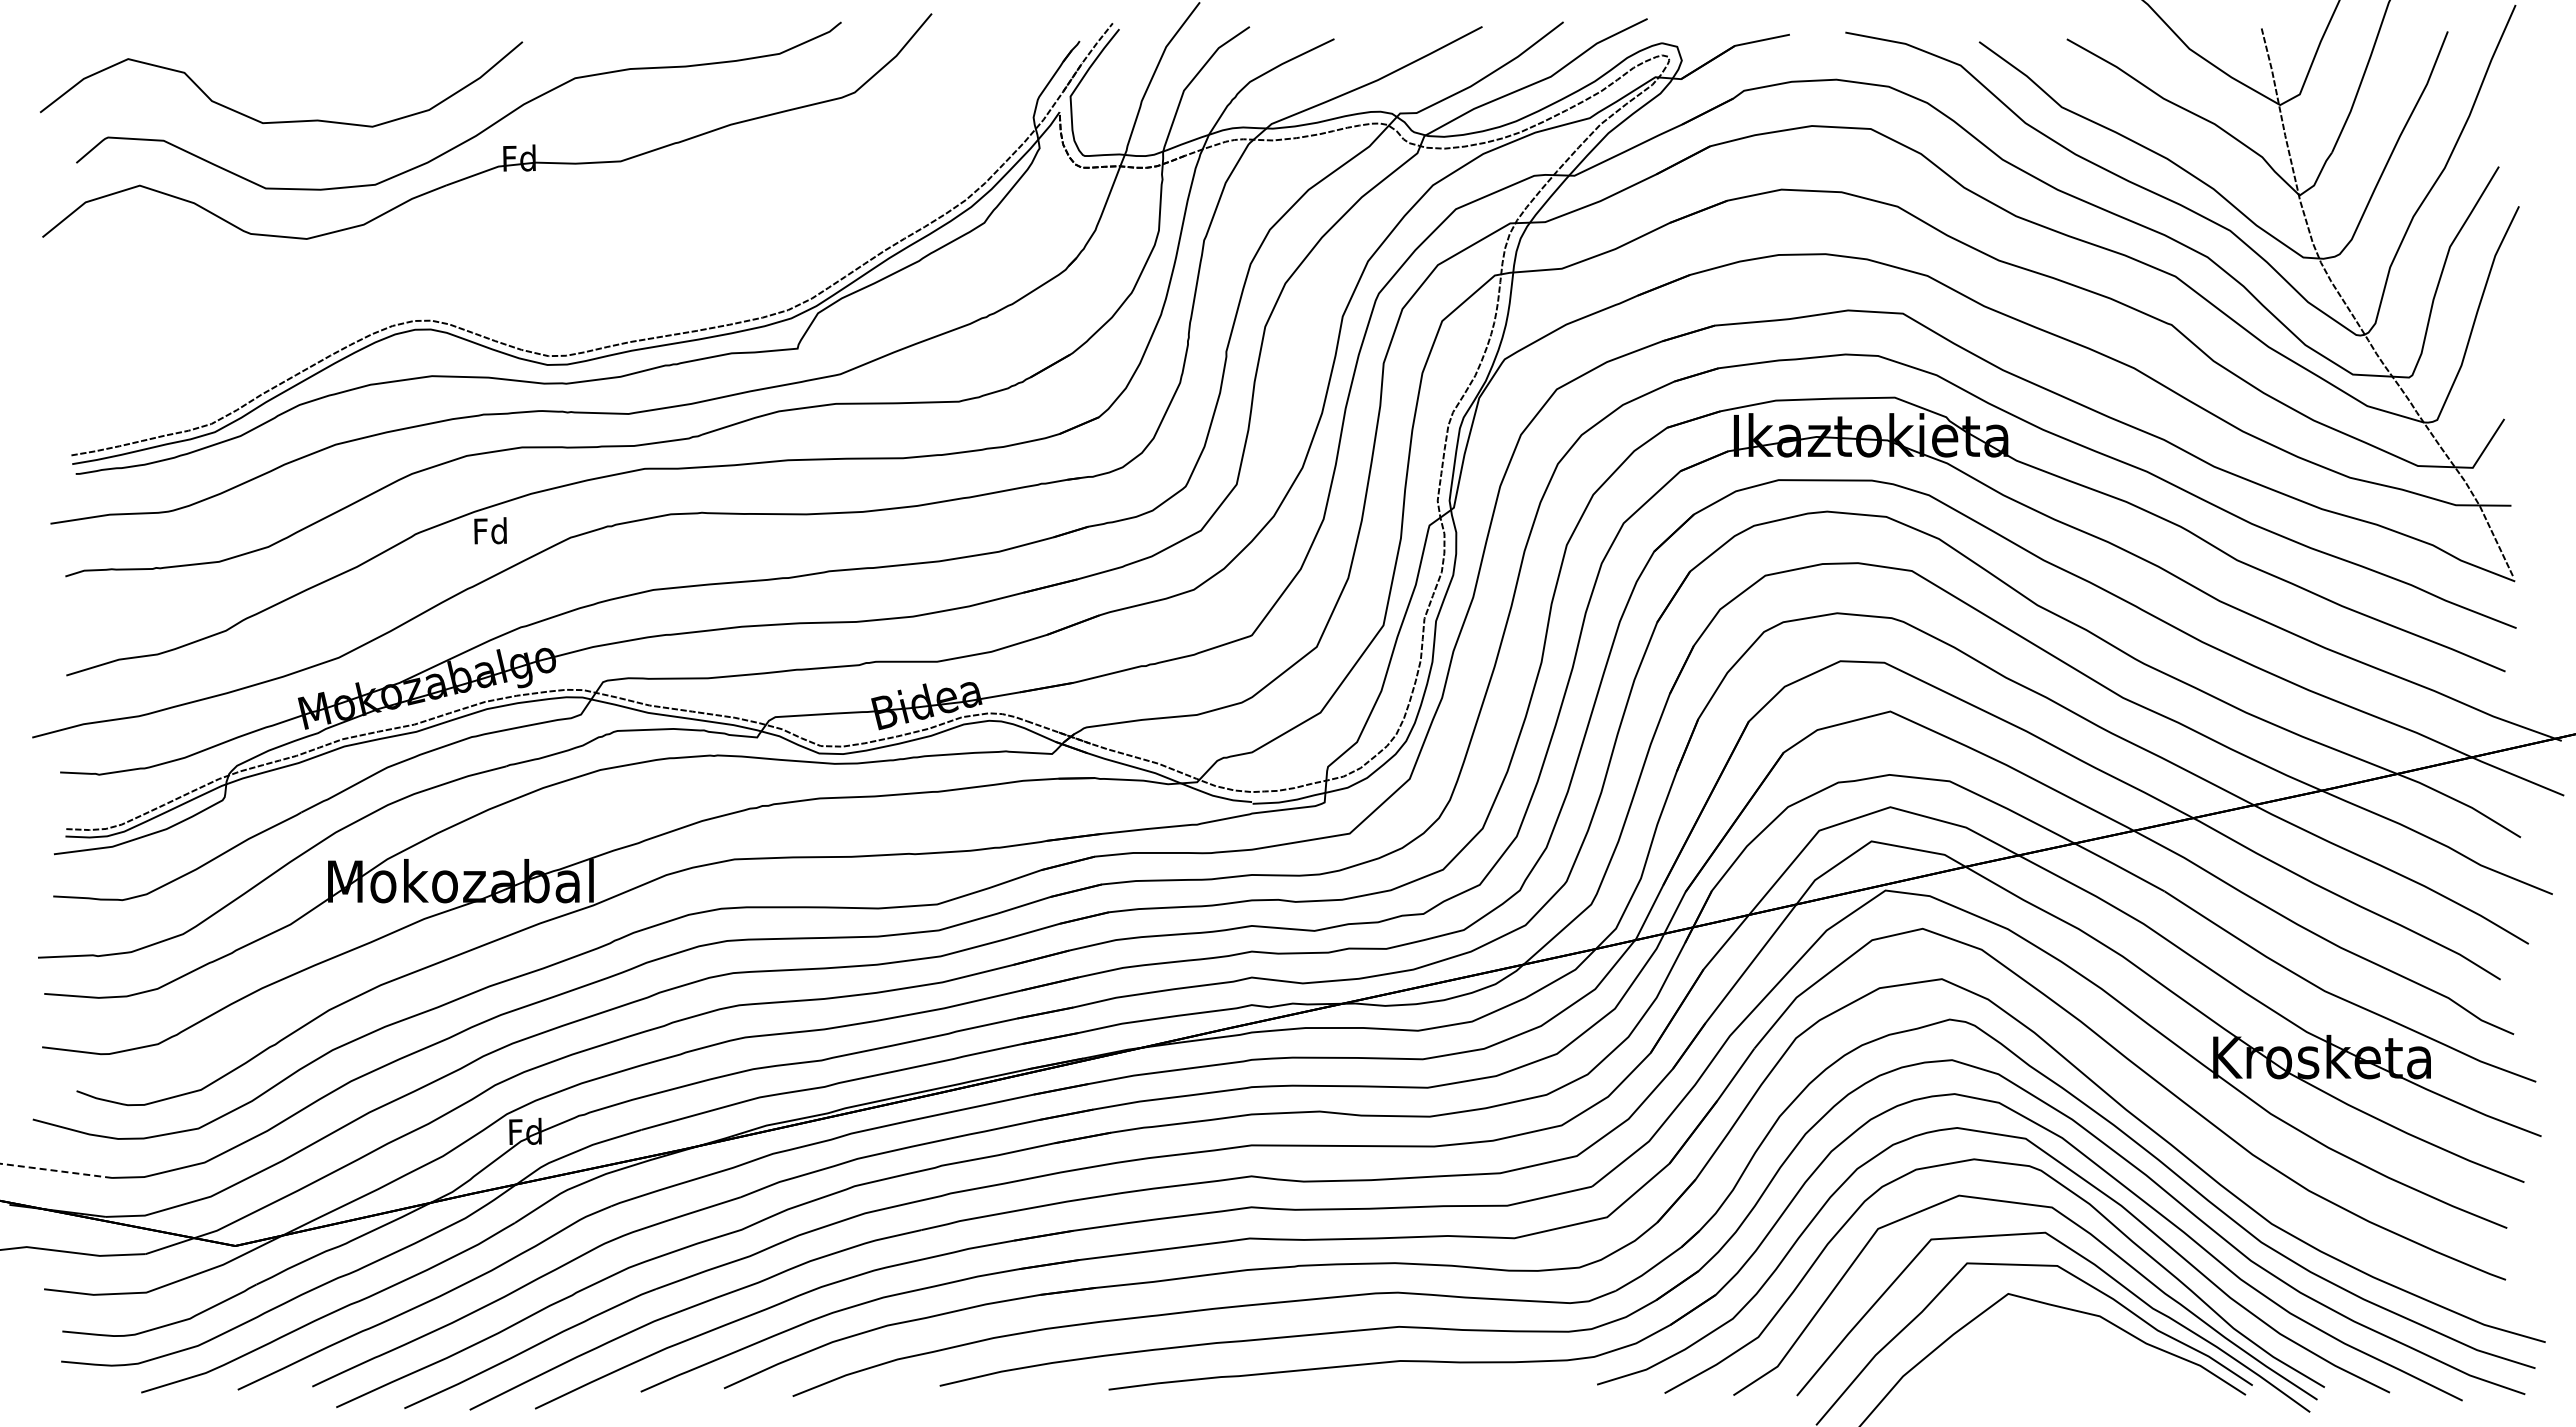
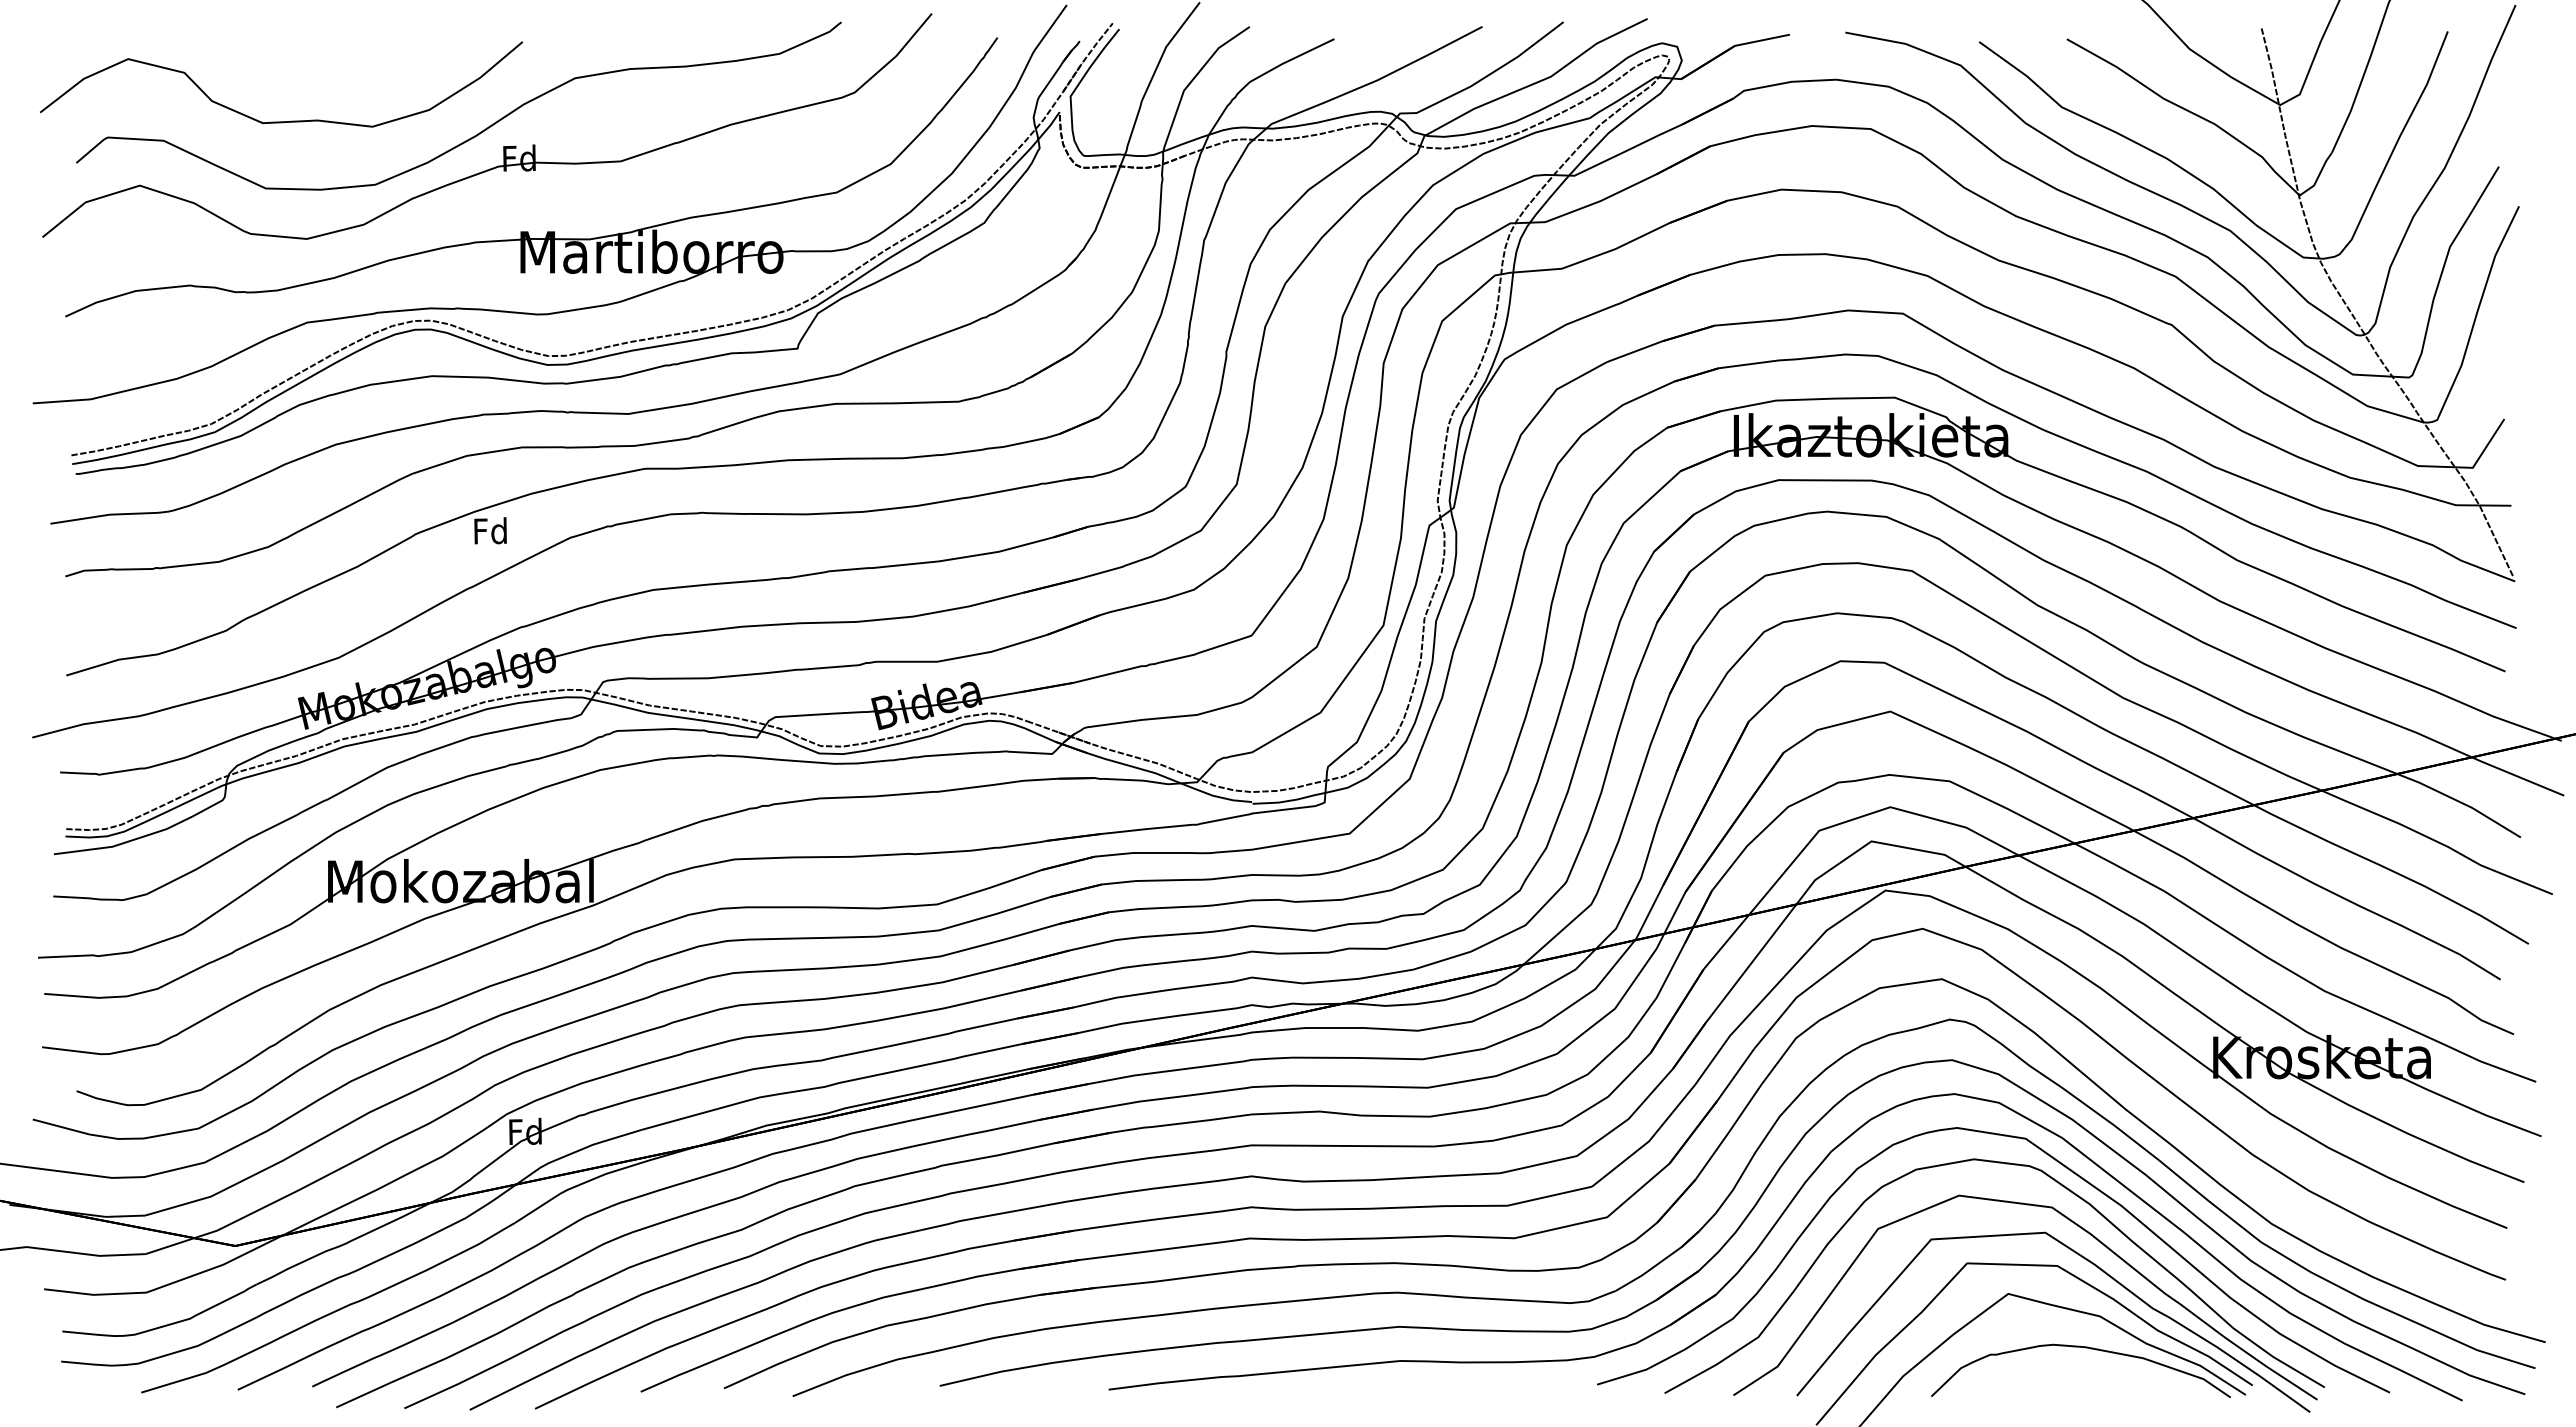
part: none -> present (549, 231)
line: dashed -> solid (55, 1170)
curve: none -> present (2085, 1348)
